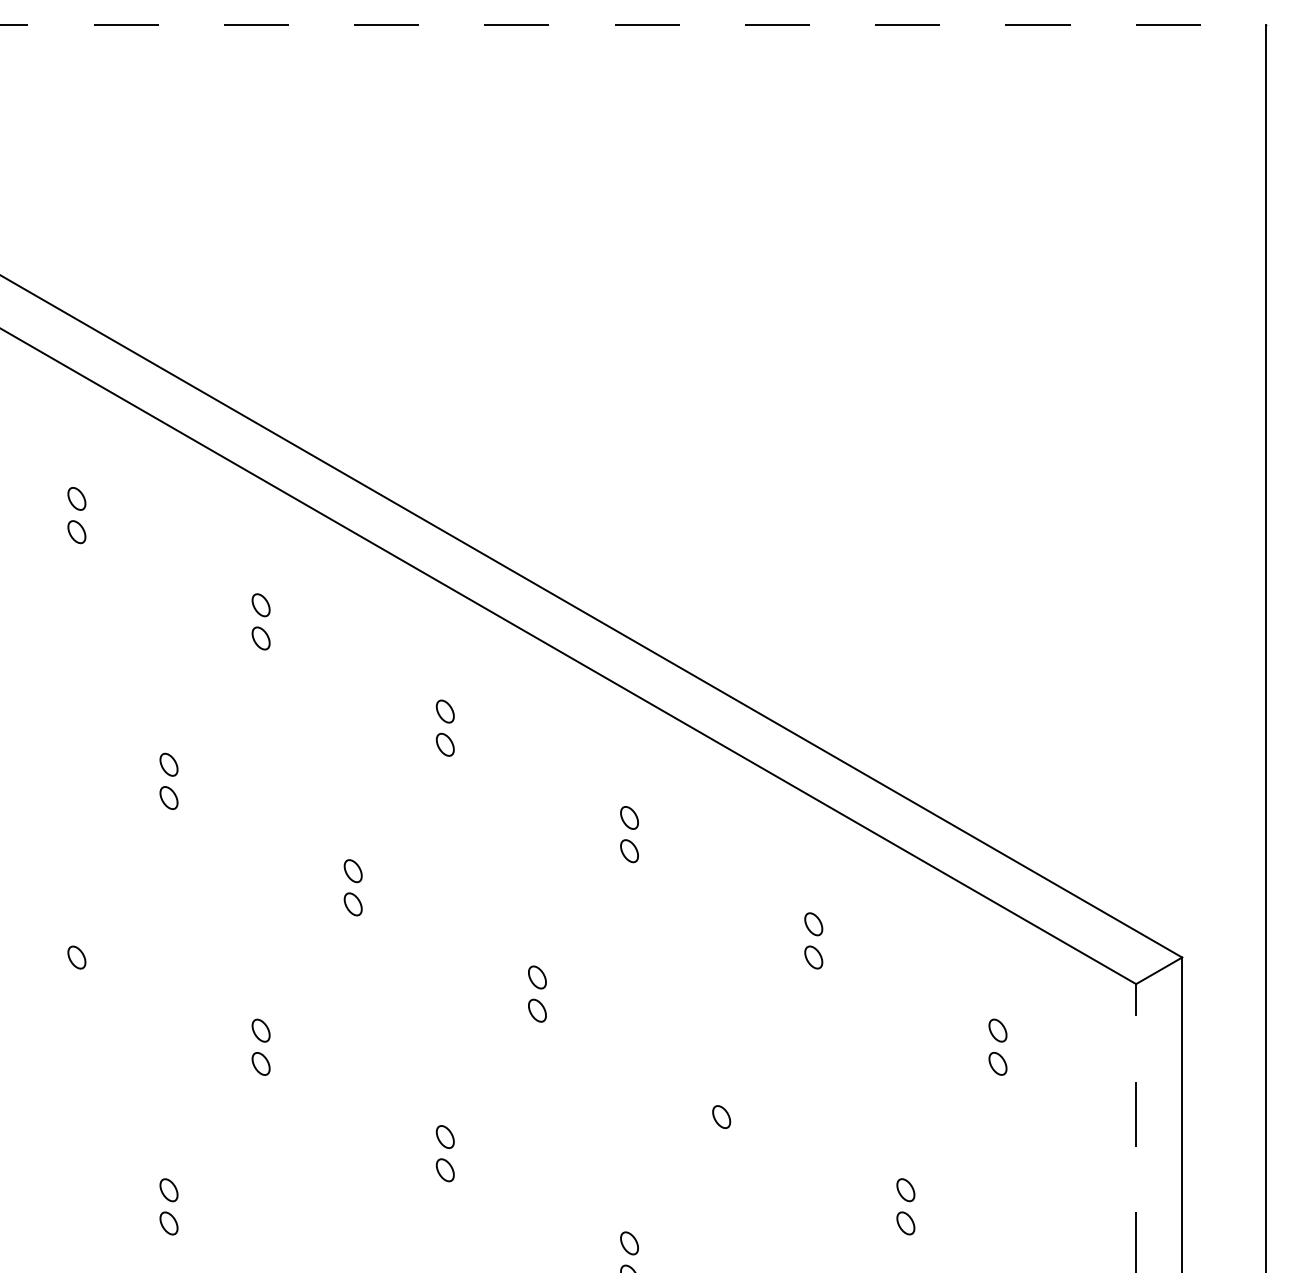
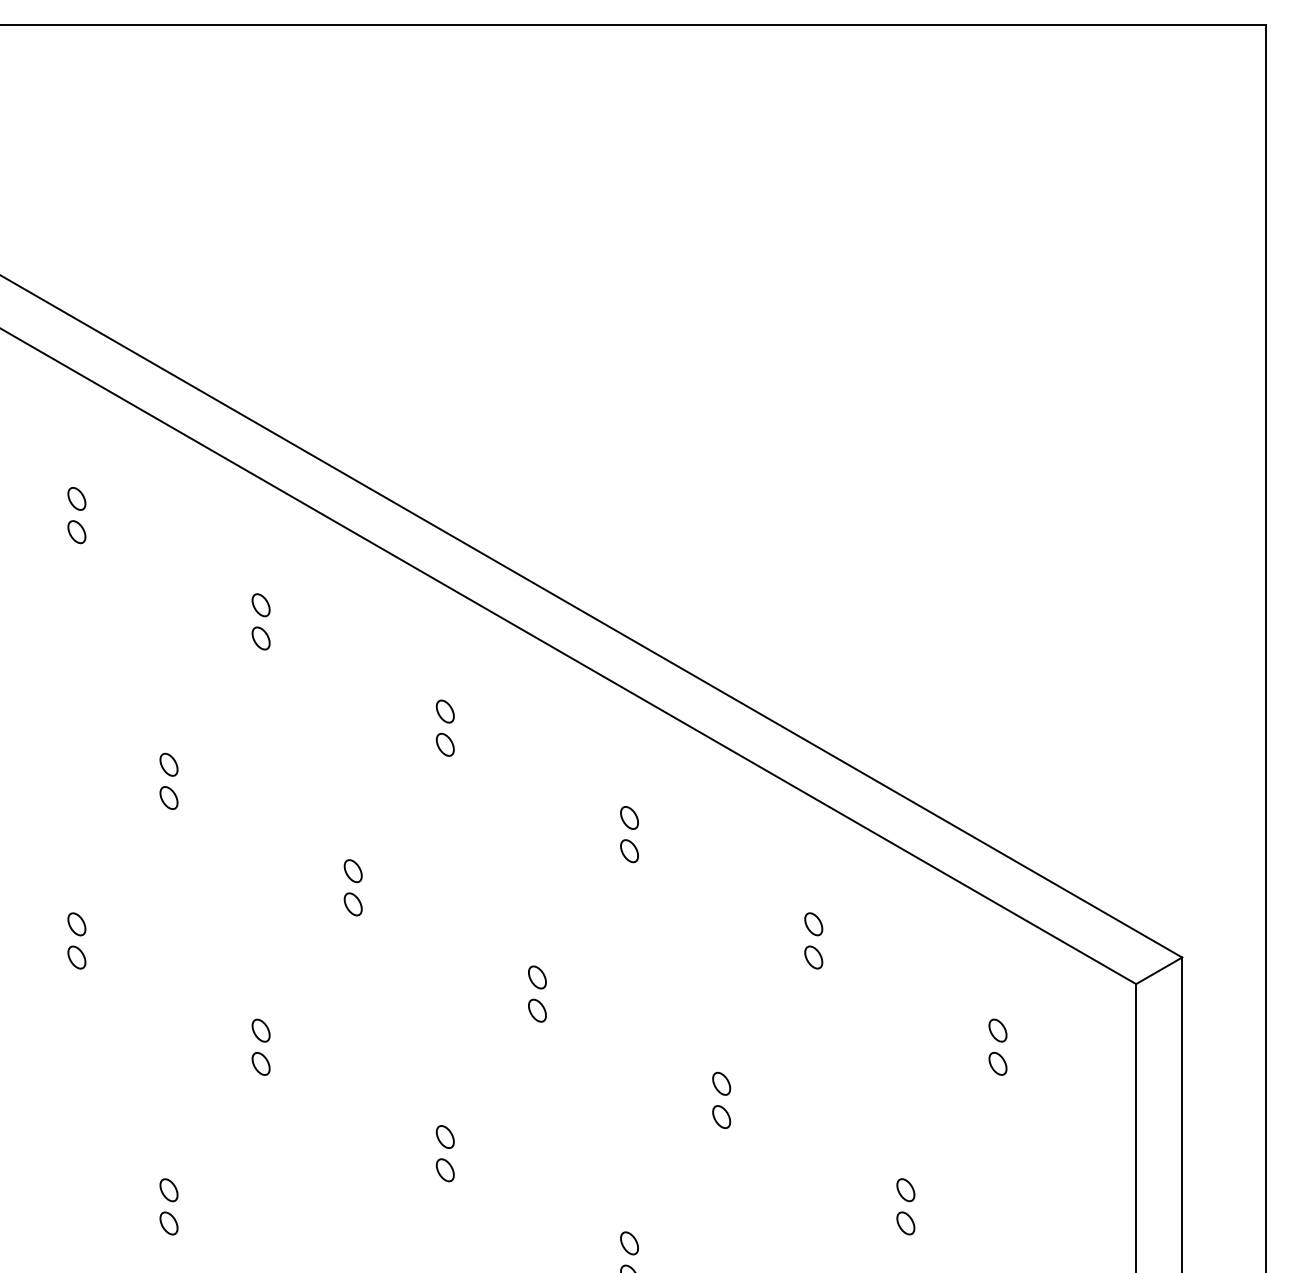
line: dashed -> solid (632, 25)
part: none -> present (76, 924)
part: none -> present (721, 1083)
line: dashed -> solid (1136, 1128)
